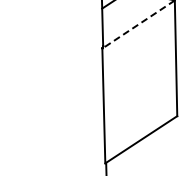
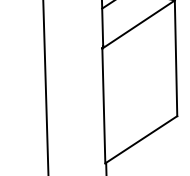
line: dashed -> solid (138, 24)
line: none -> present (45, 87)
